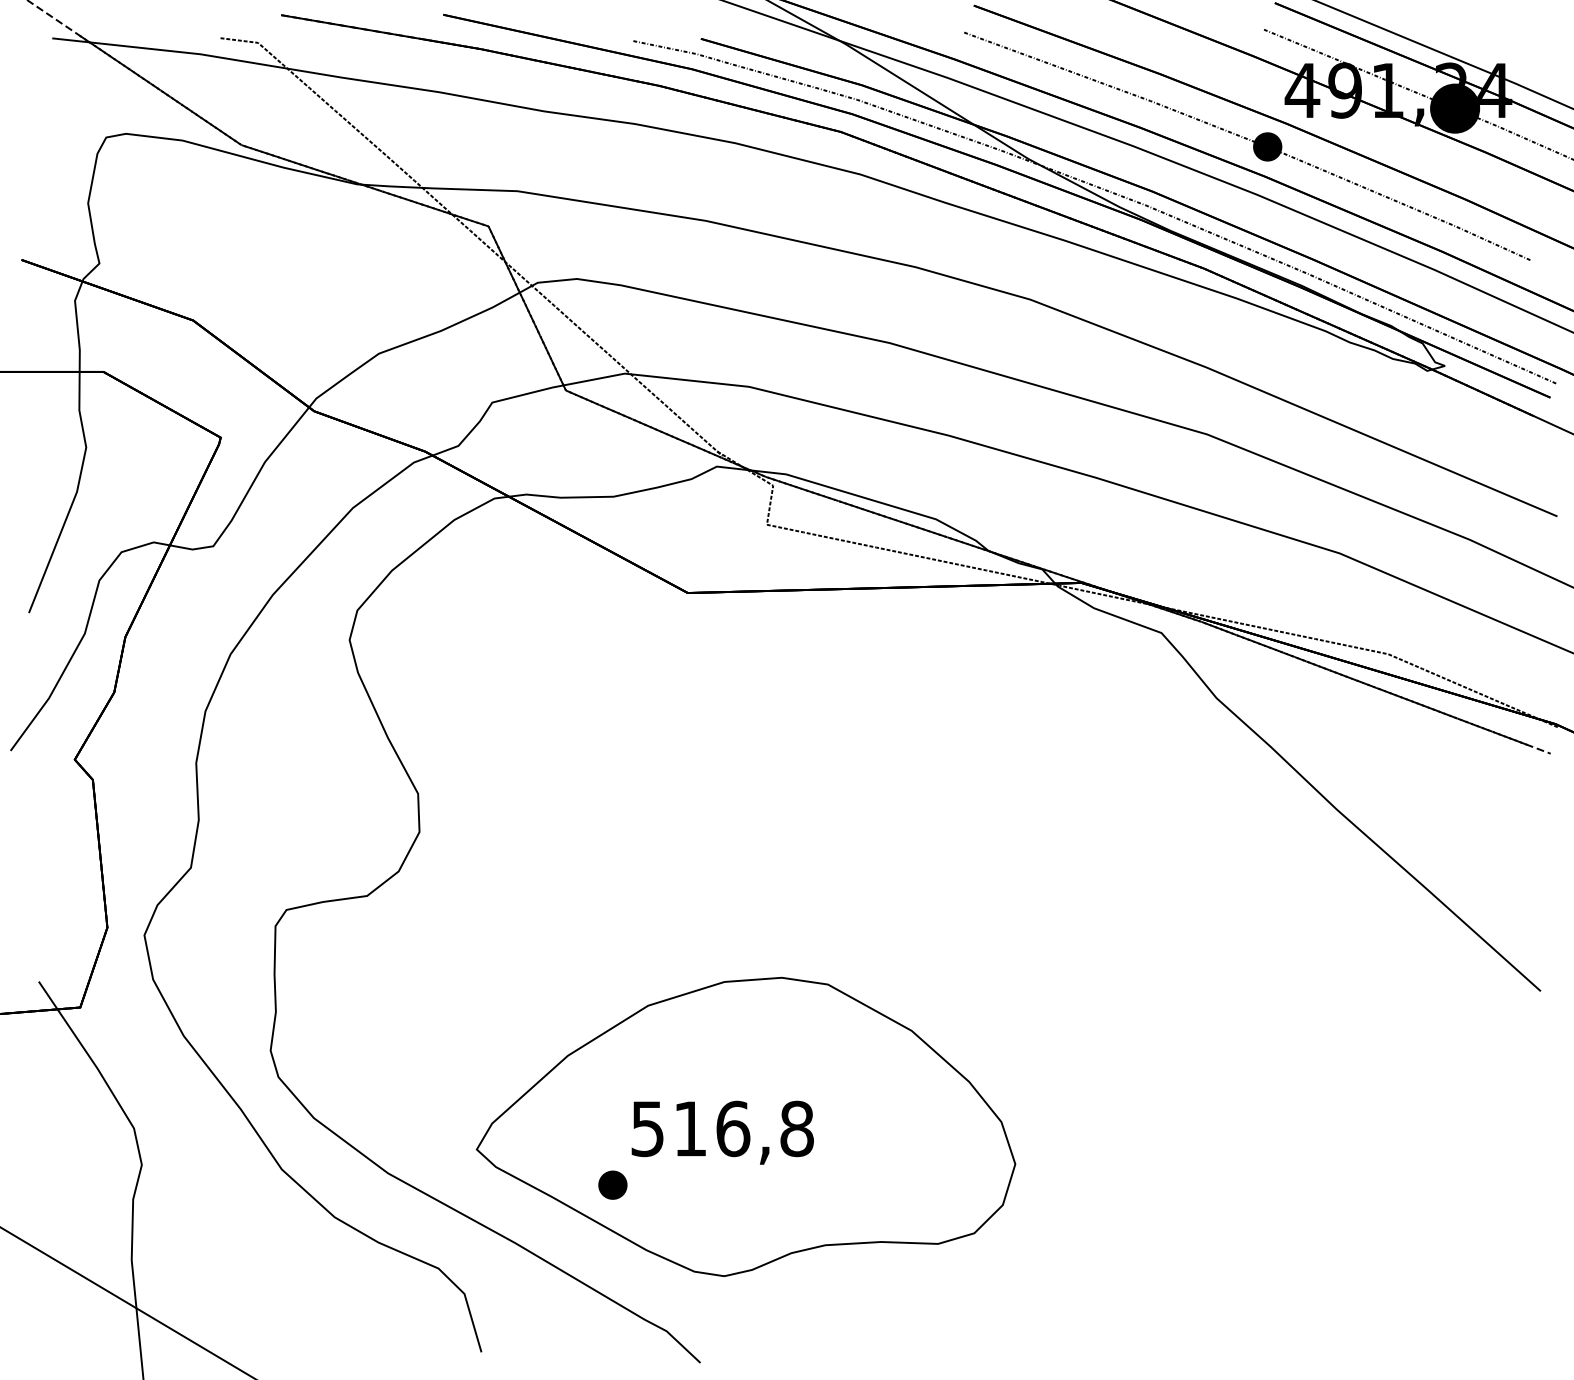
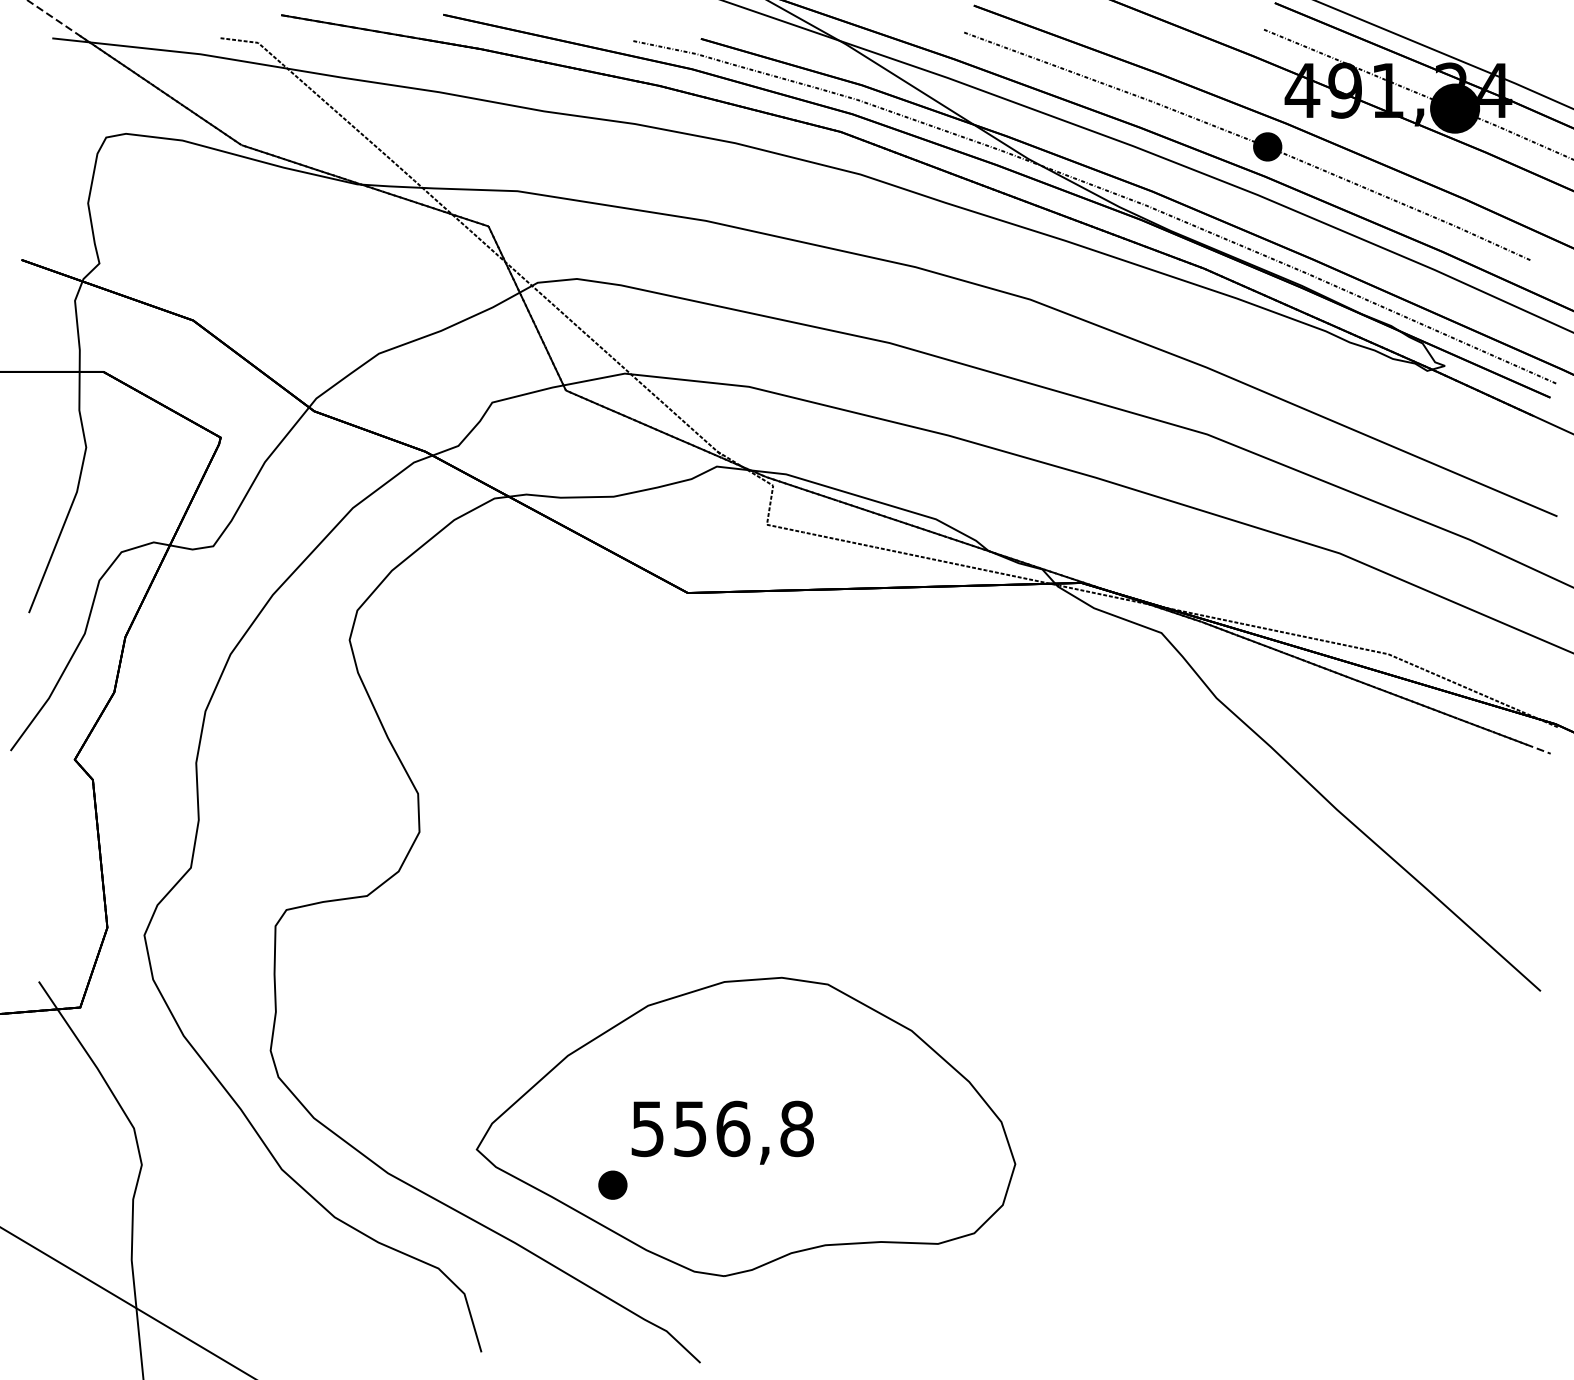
text: 516,8 -> 556,8 (690, 1129)
